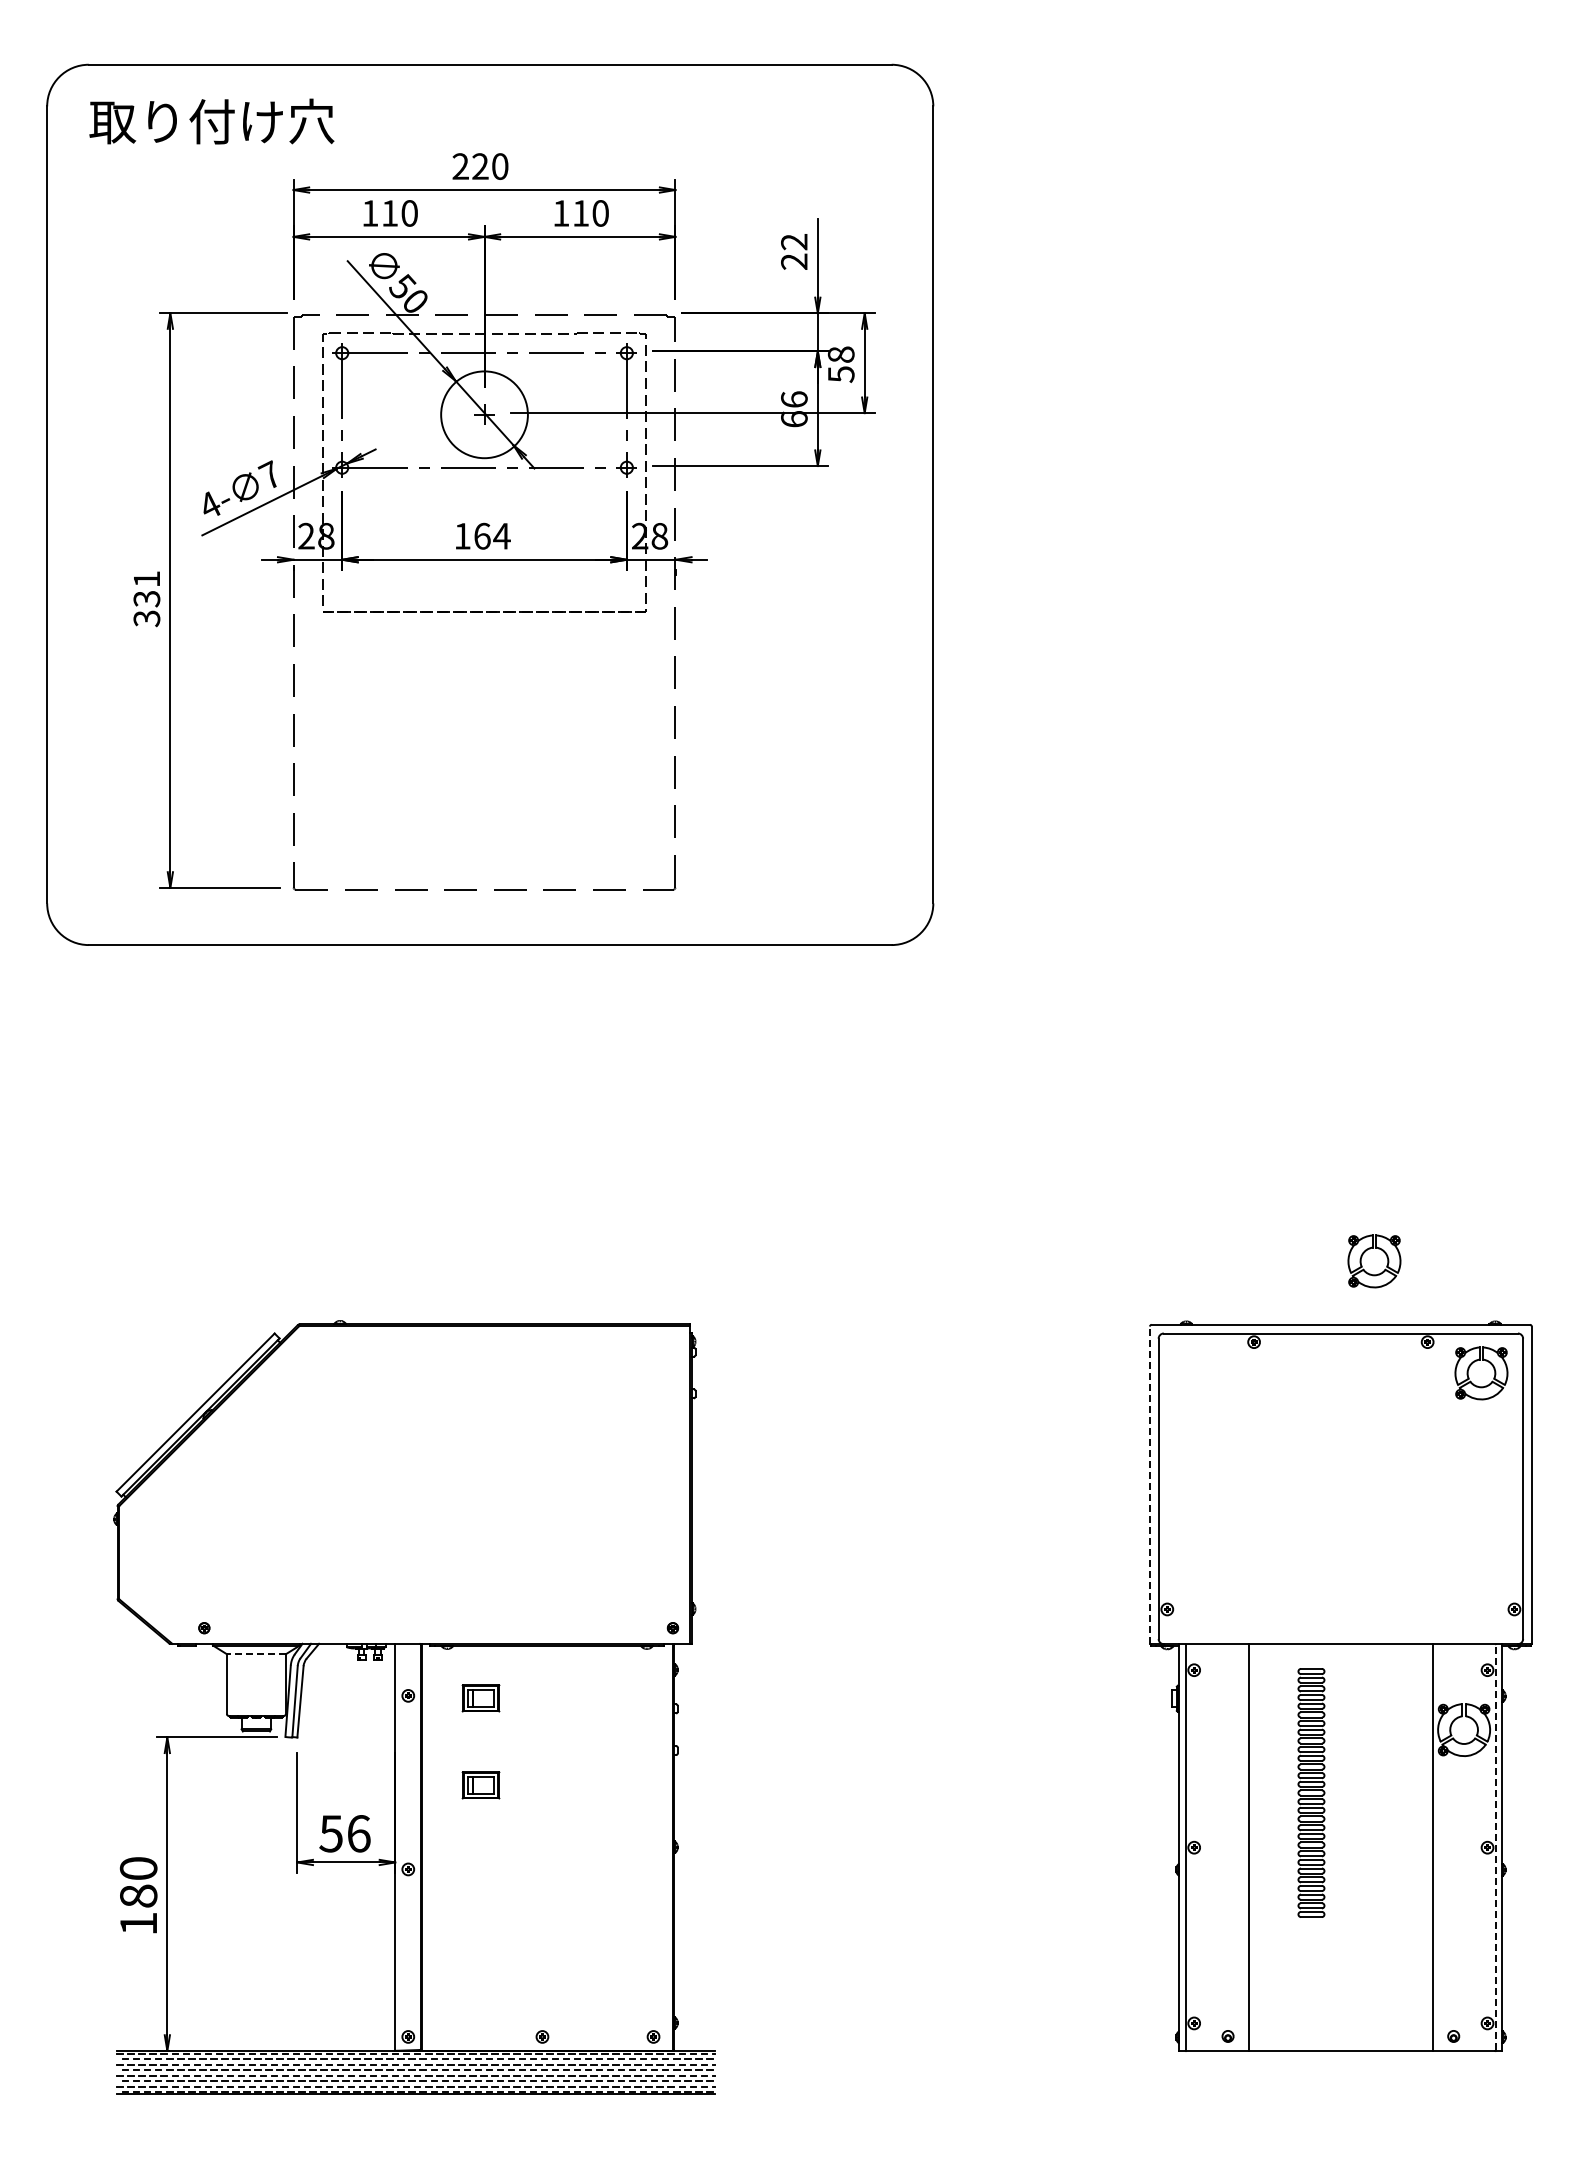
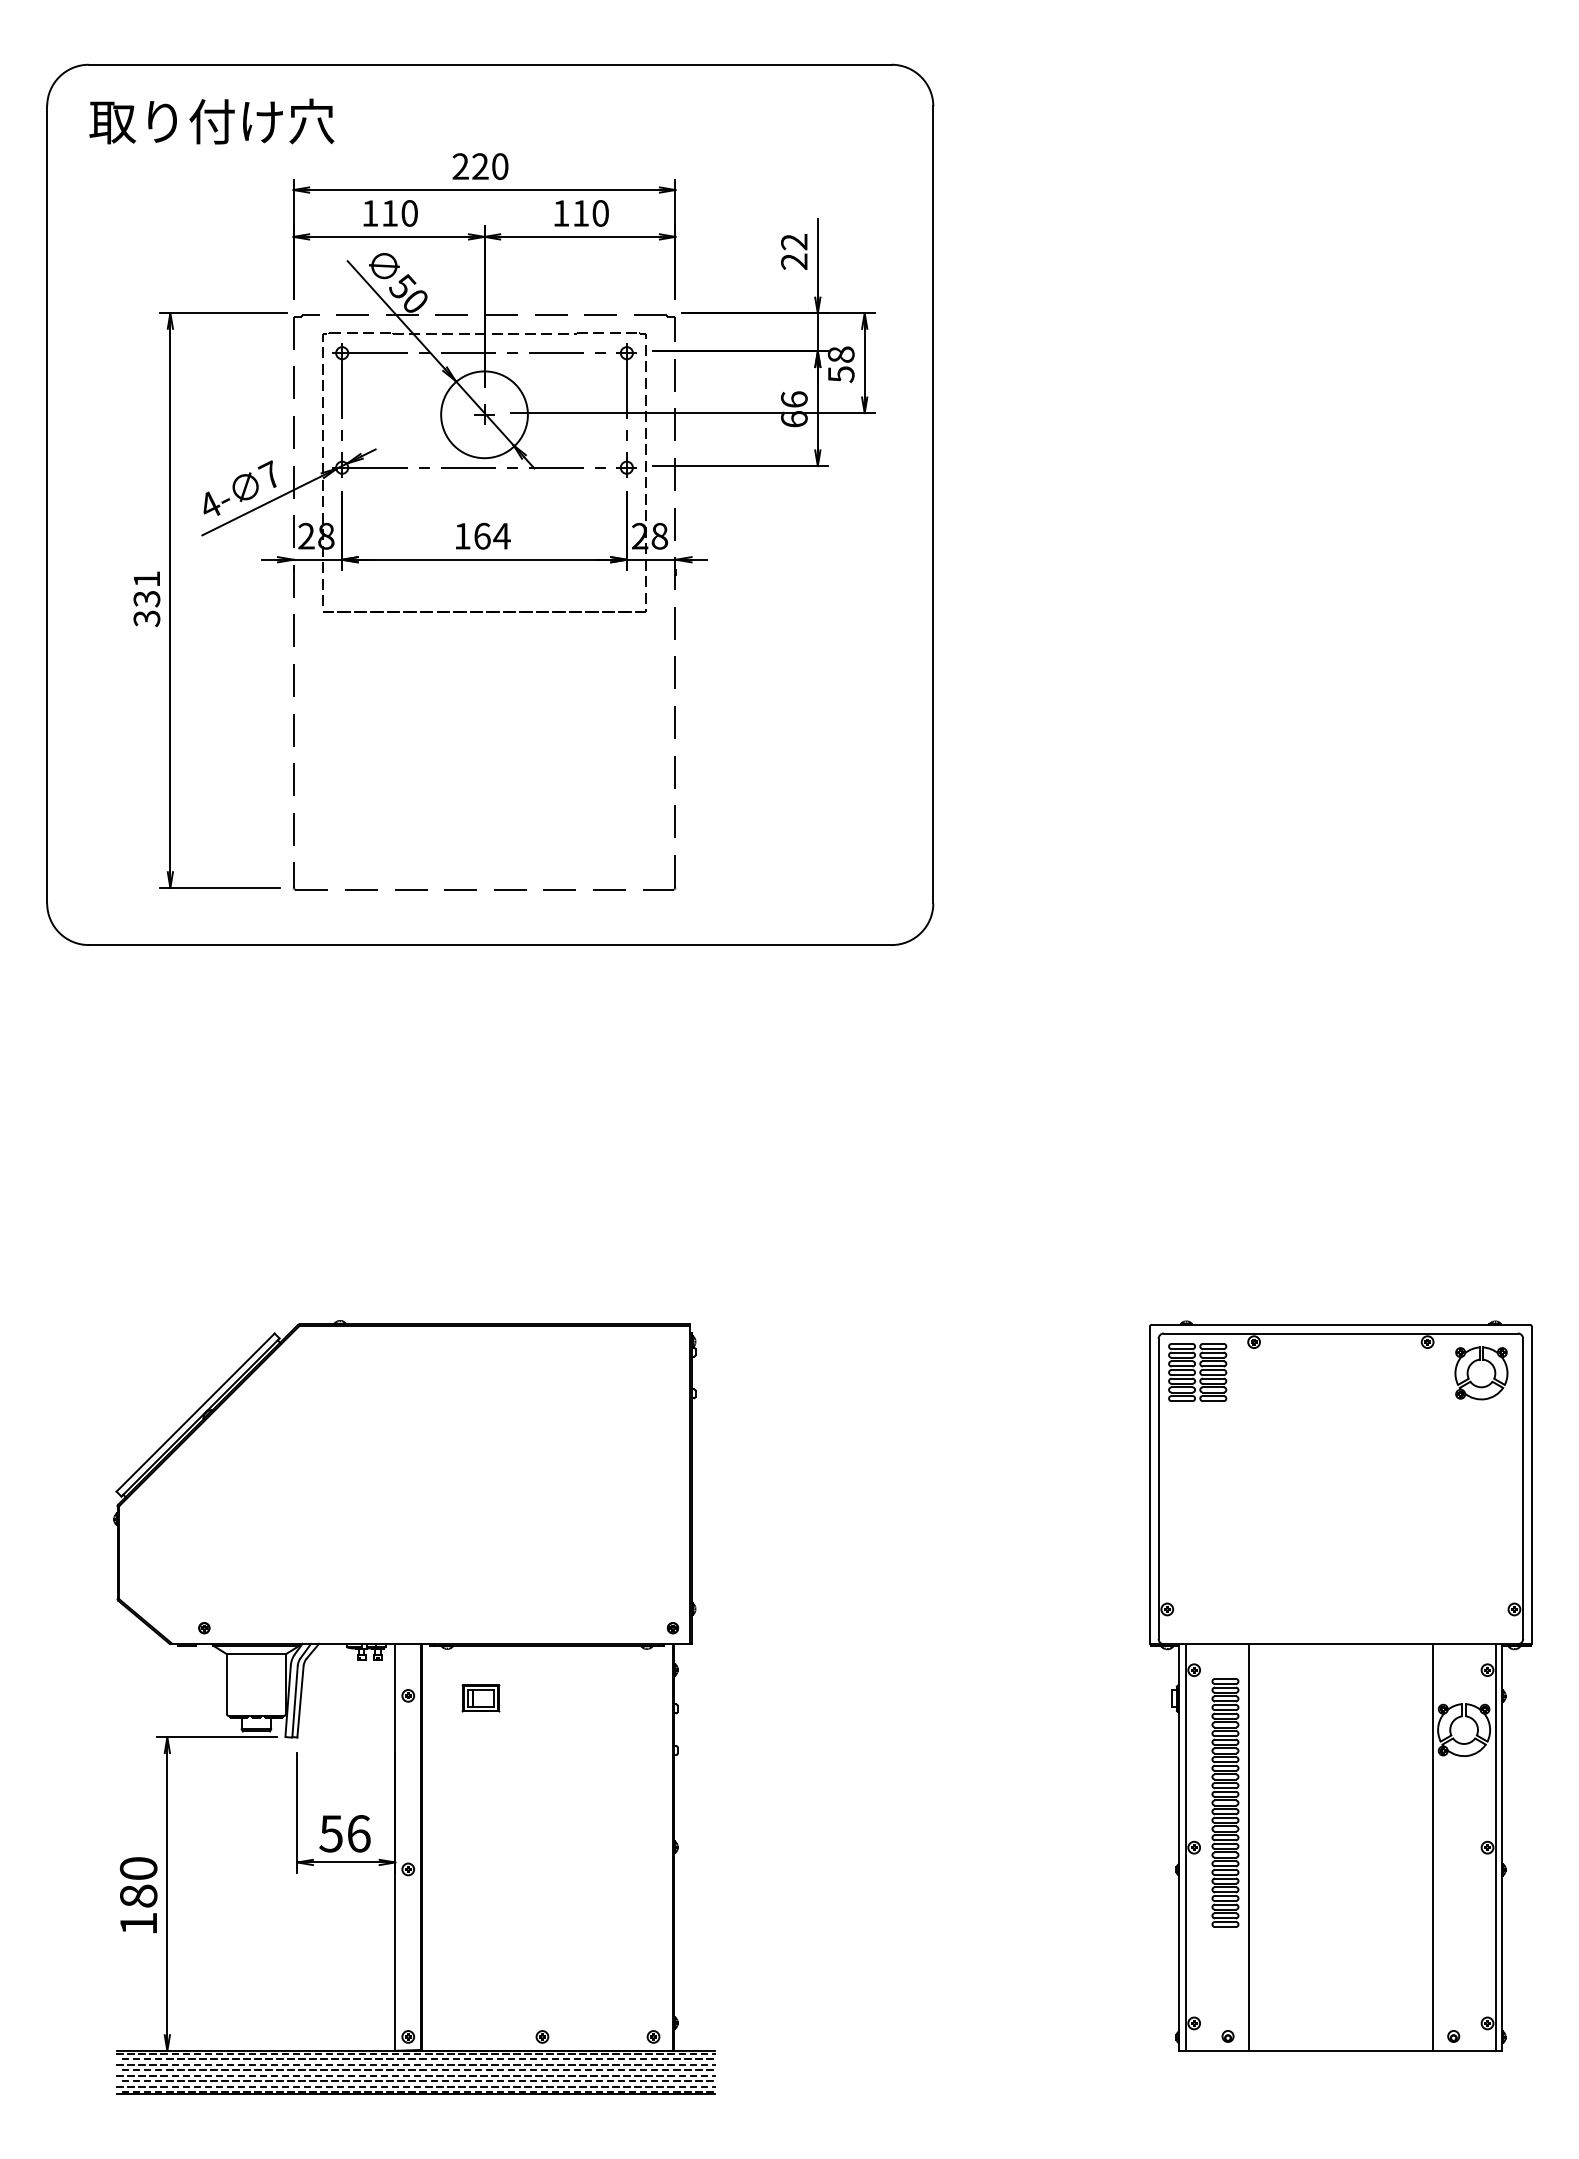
part: present -> none (1368, 1272)
part: none -> present (1197, 1372)
line: dashed -> solid (1149, 1485)
line: dashed -> solid (256, 1654)
part: present -> none (480, 1785)
part position: (1311, 1792) -> (1225, 1802) (1225, 1802)
line: dashed -> solid (1496, 1847)
